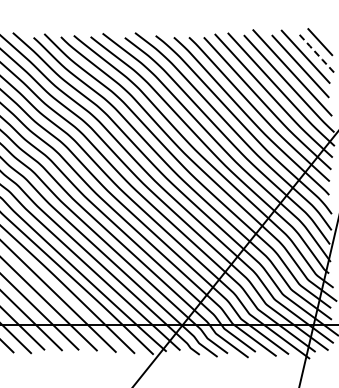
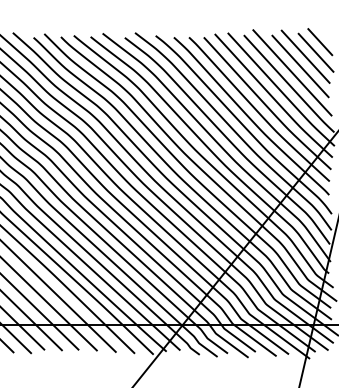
line: dashed -> solid (315, 52)
